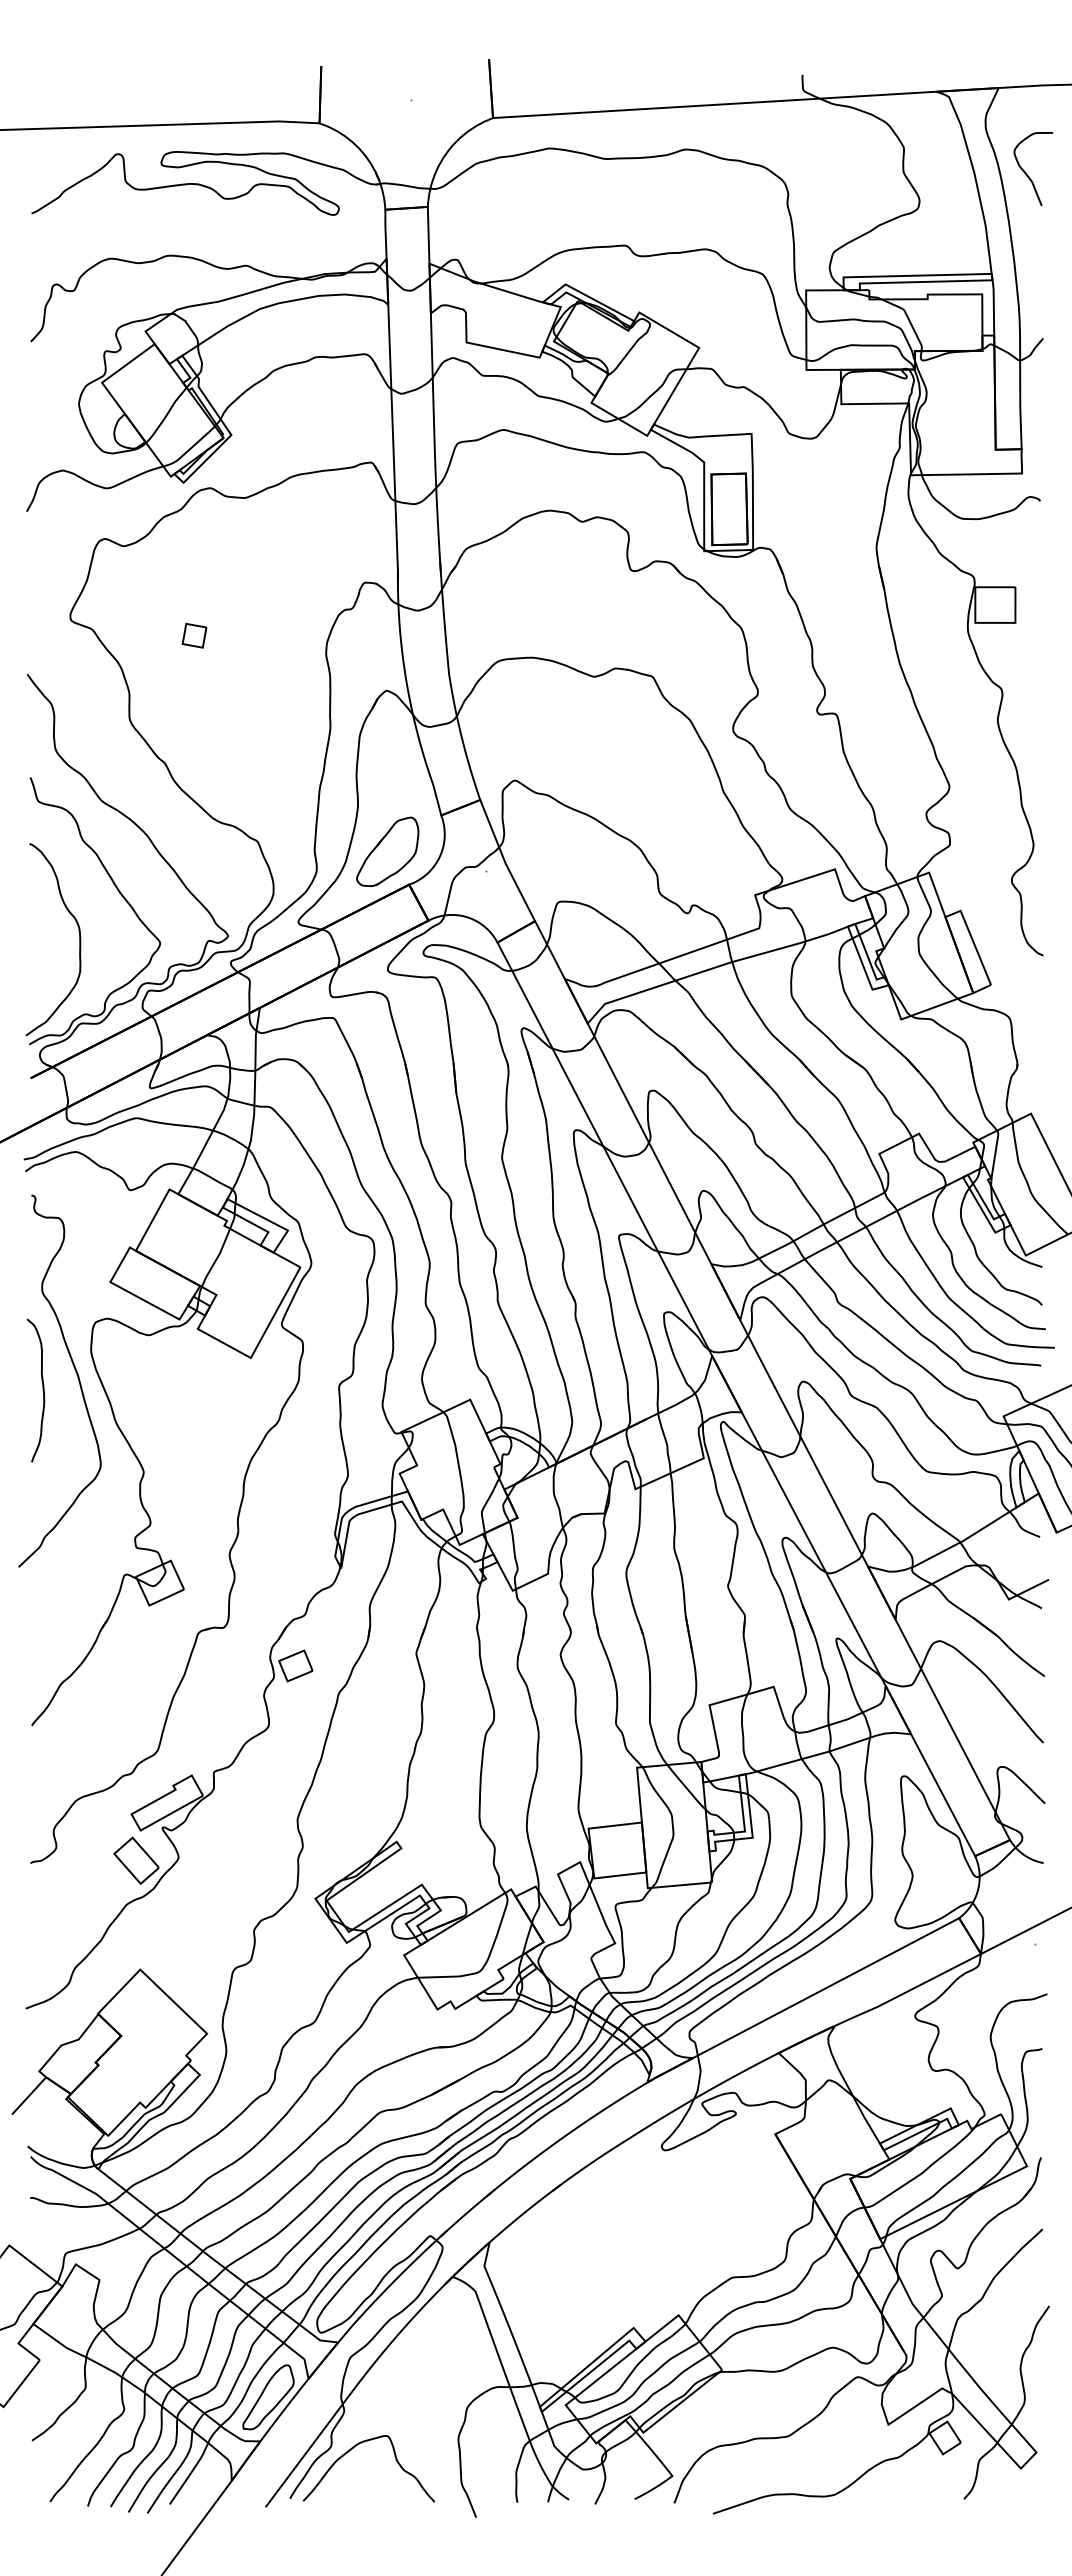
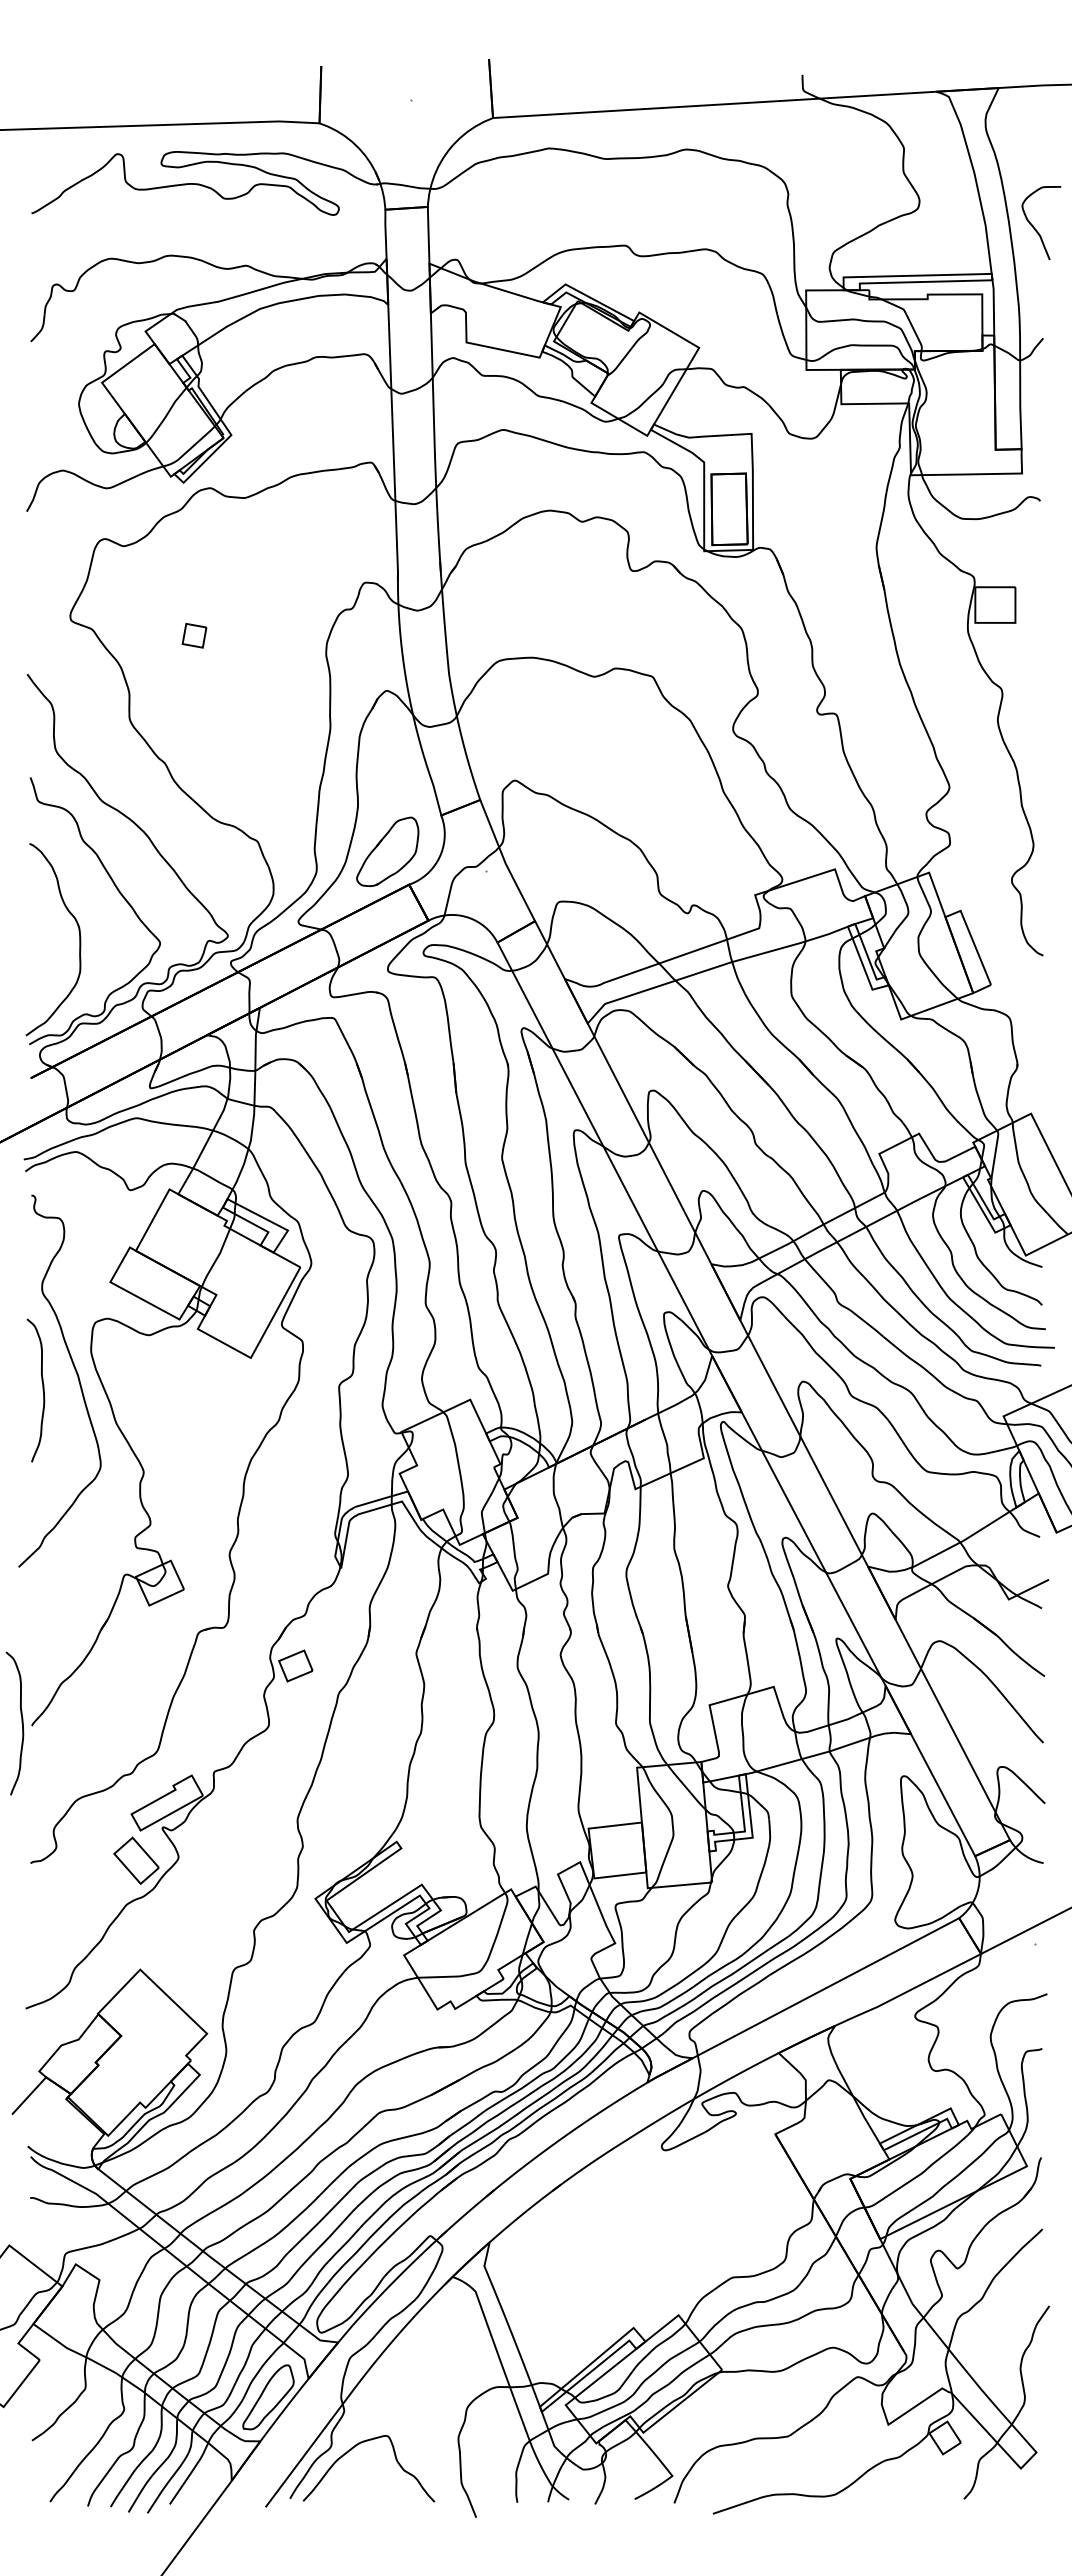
curve position: (1026, 172) -> (1034, 226) (1034, 226)
curve: none -> present (21, 1723)
